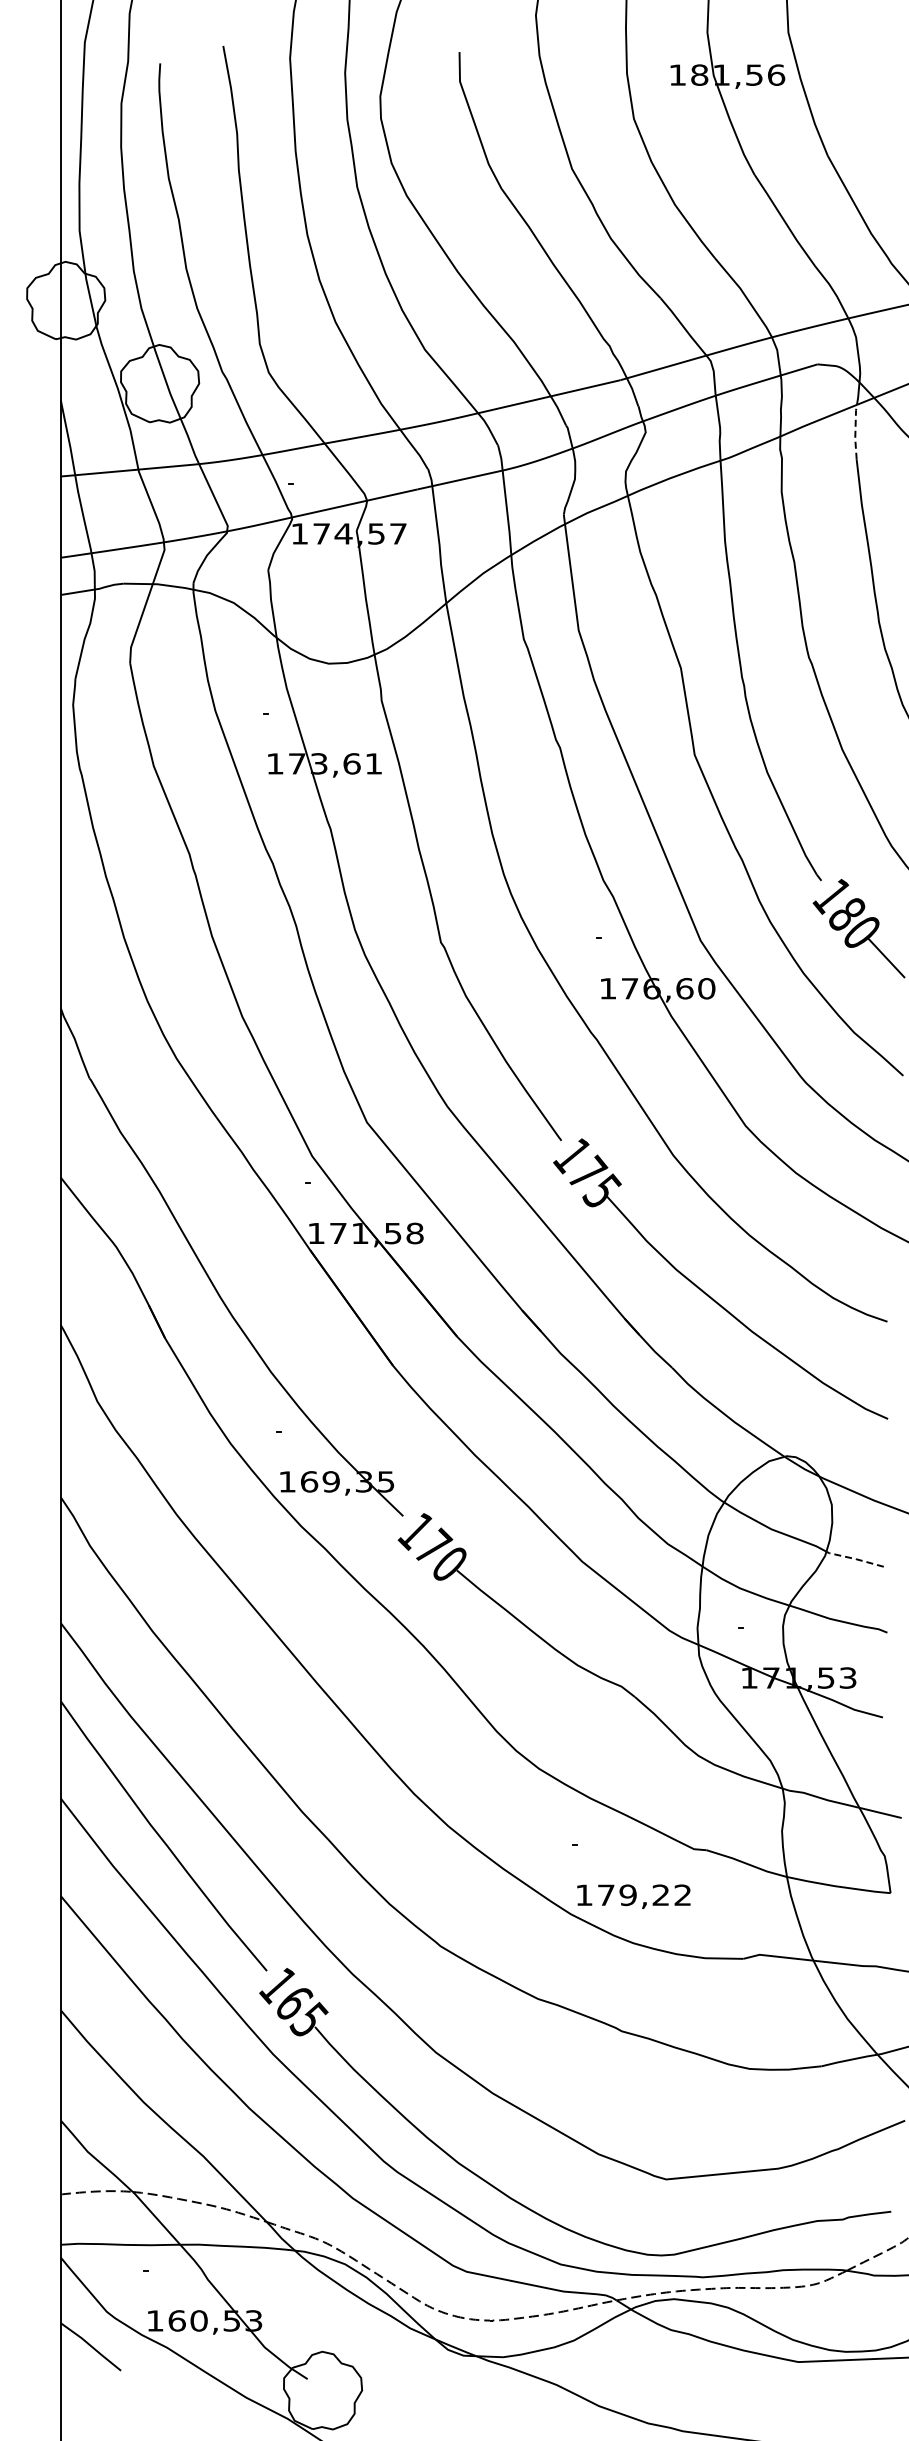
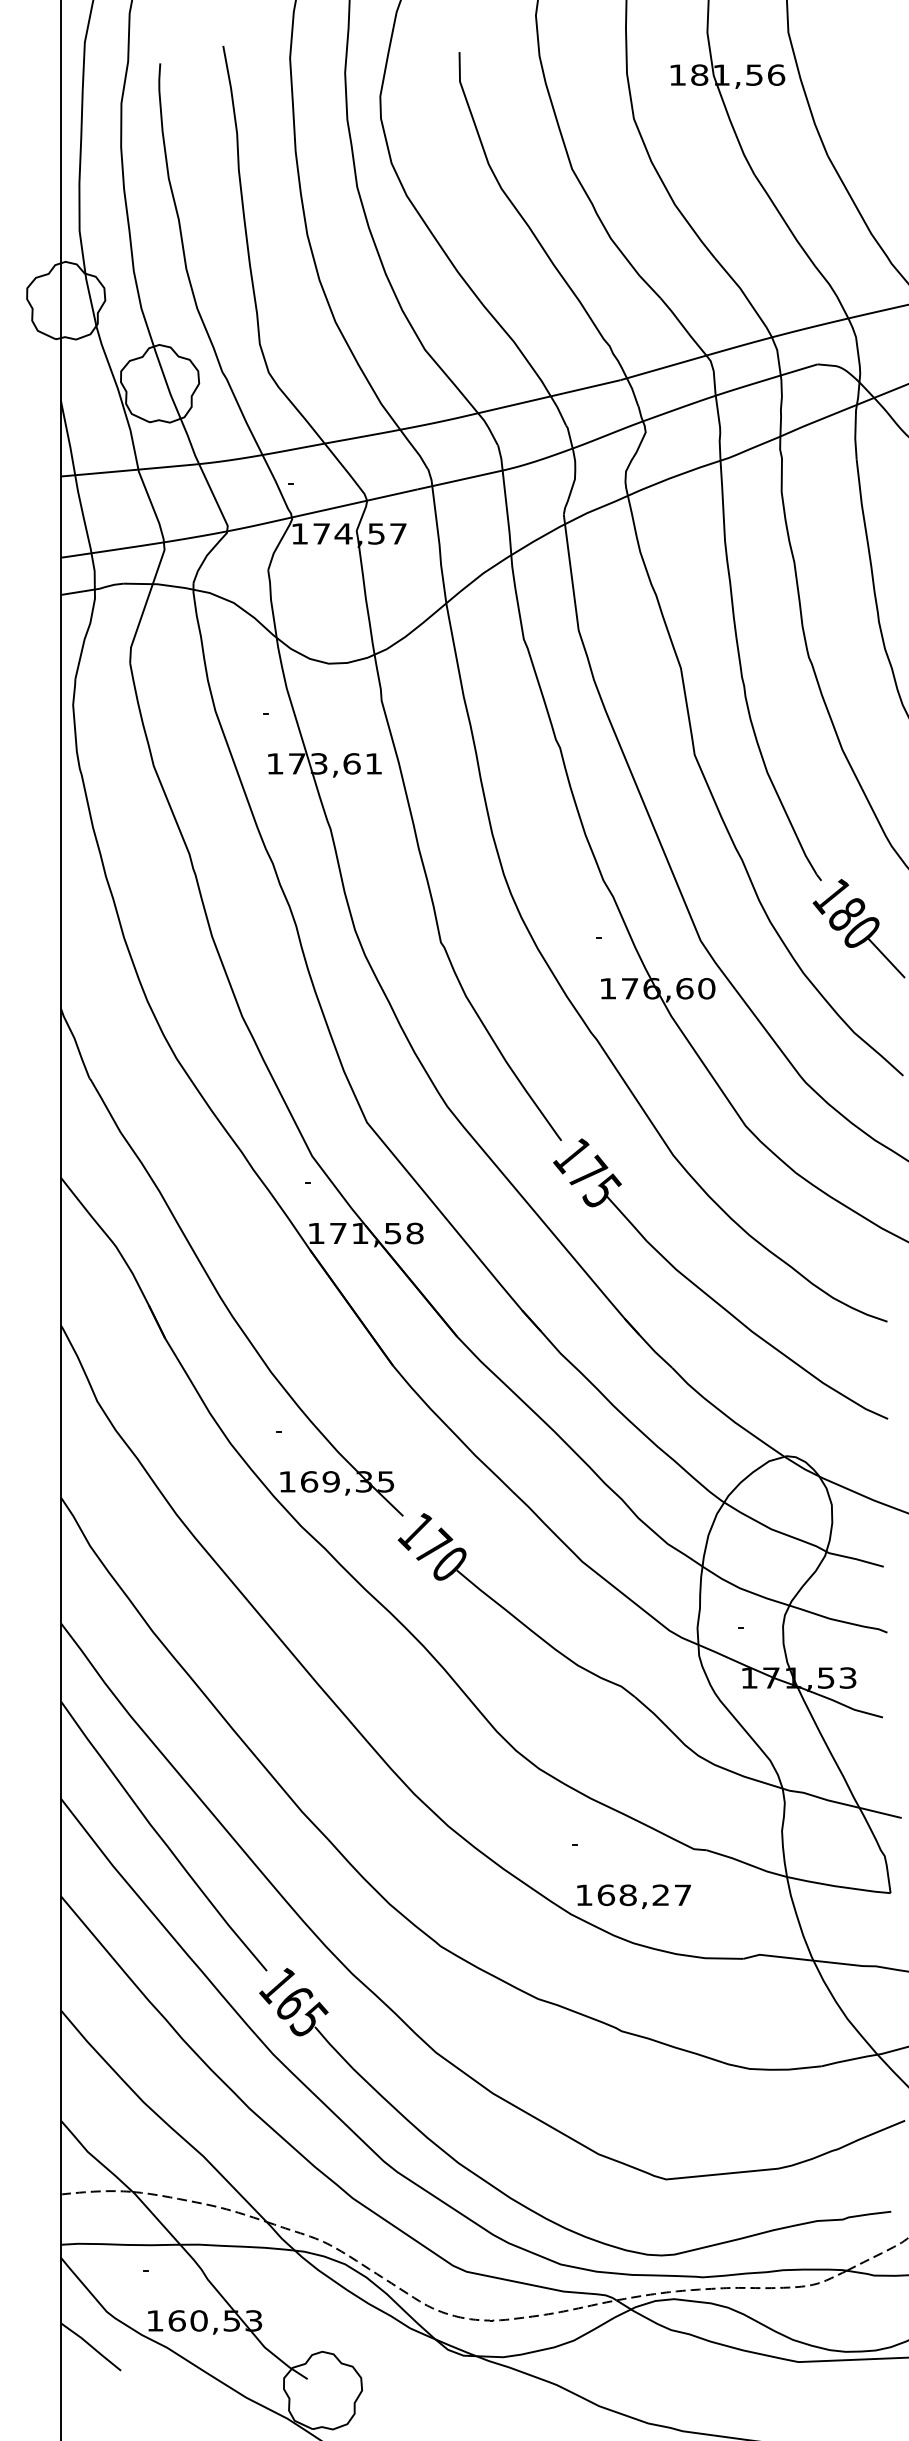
line: dashed -> solid (855, 431)
line: dashed -> solid (854, 1558)
text: 179,22 -> 168,27 (643, 1895)
